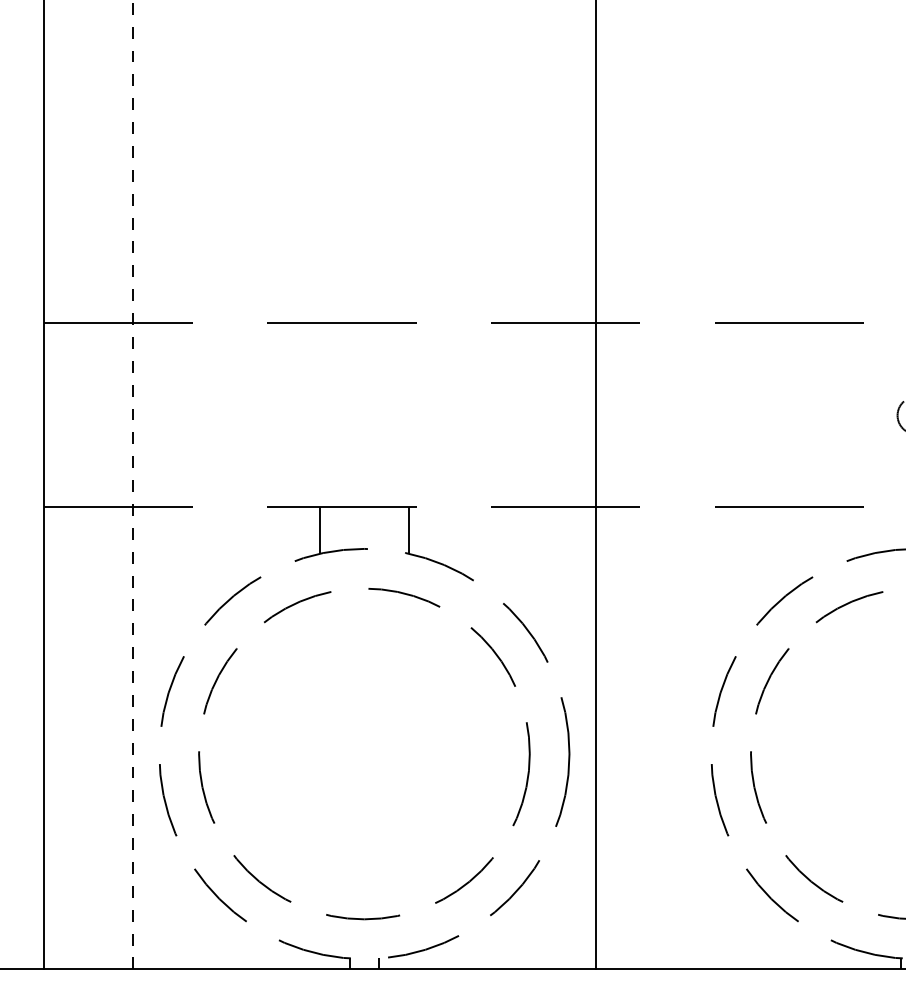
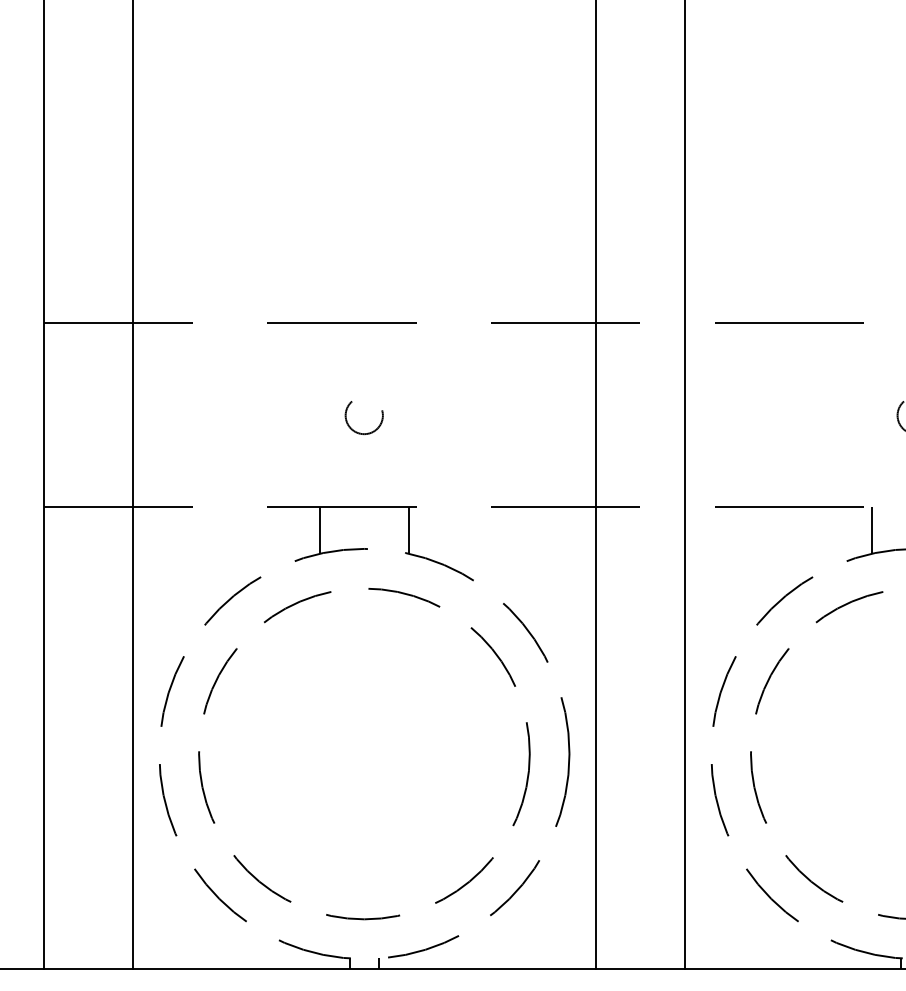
circle: none -> present (363, 417)
line: dashed -> solid (133, 484)
line: none -> present (684, 485)
line: none -> present (871, 529)
